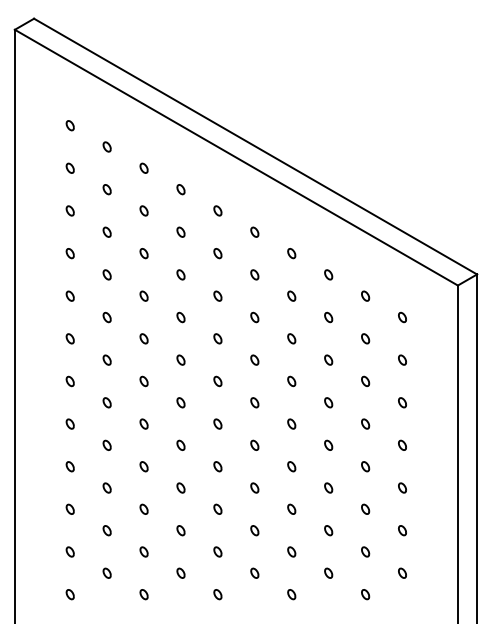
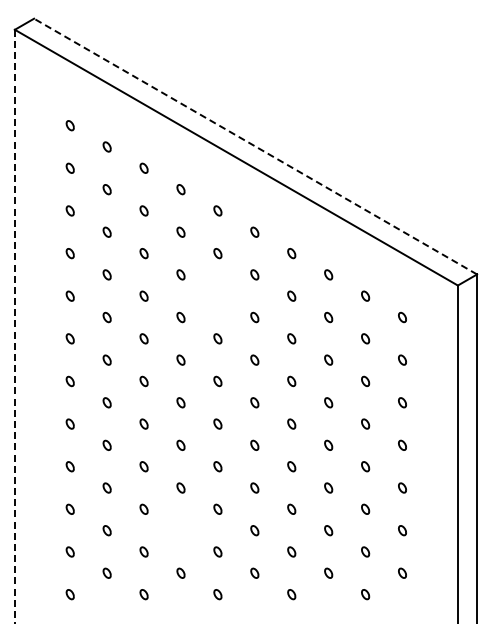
line: solid -> dashed (255, 146)
part: present -> none (217, 295)
line: solid -> dashed (14, 326)
part: present -> none (180, 530)
